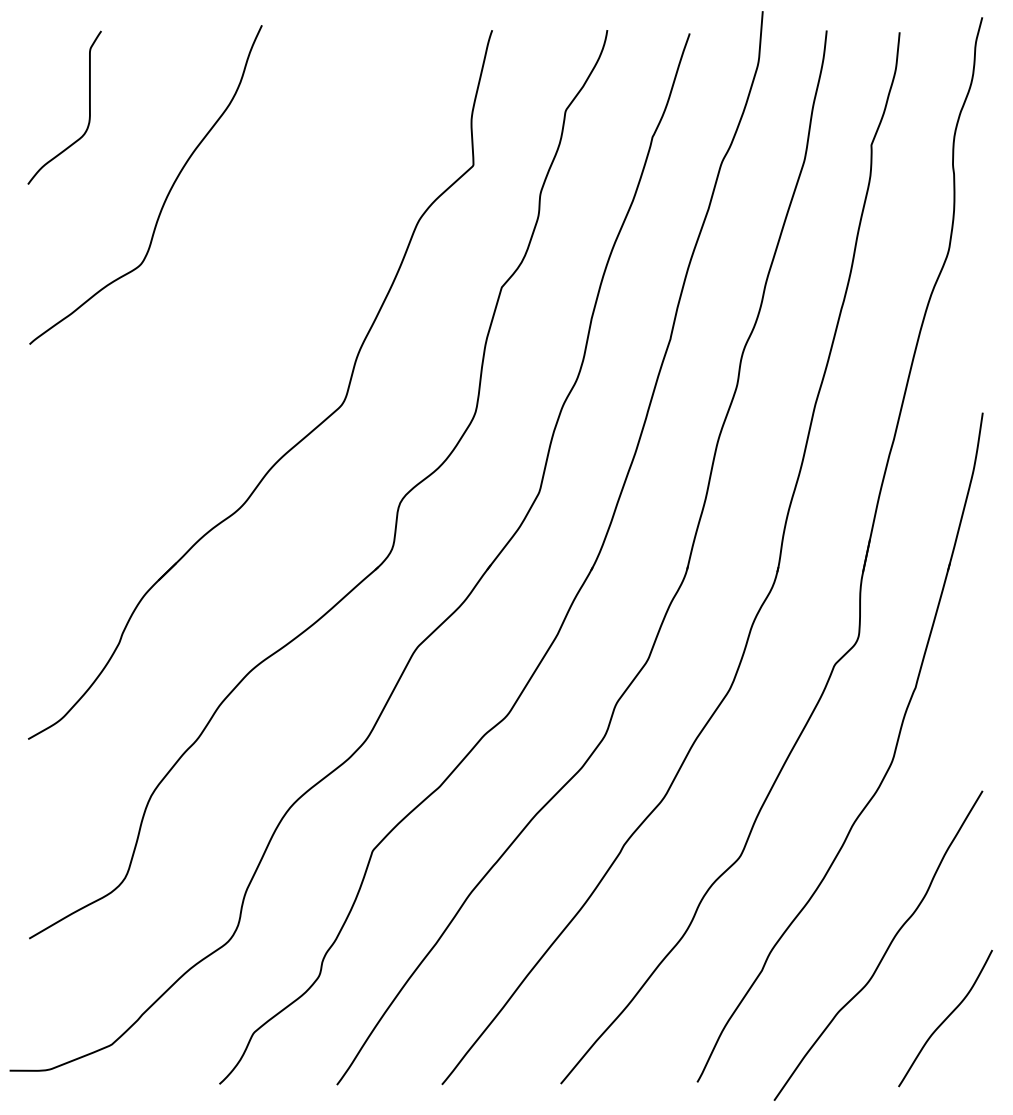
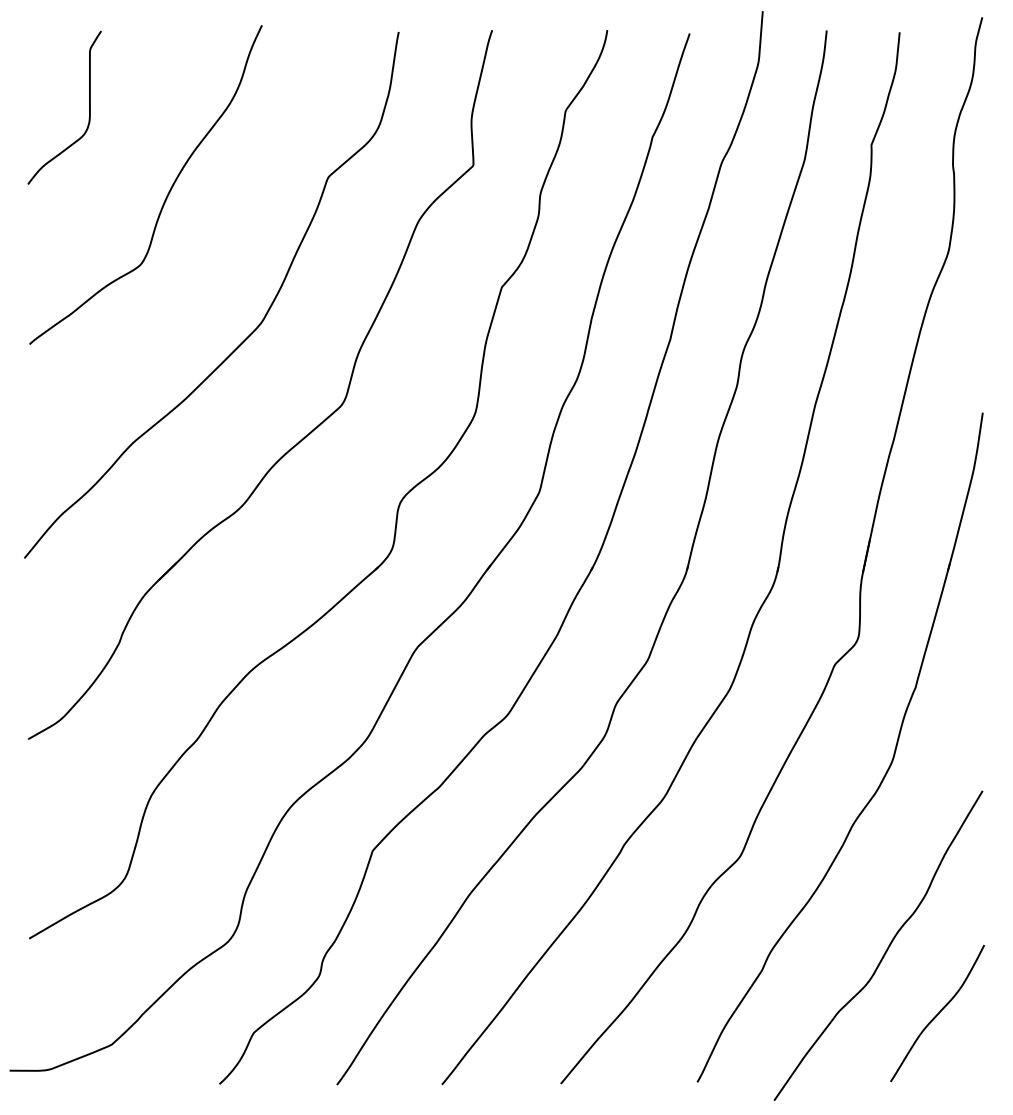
curve: none -> present (250, 333)
curve position: (945, 1018) -> (937, 1013) (937, 1013)
